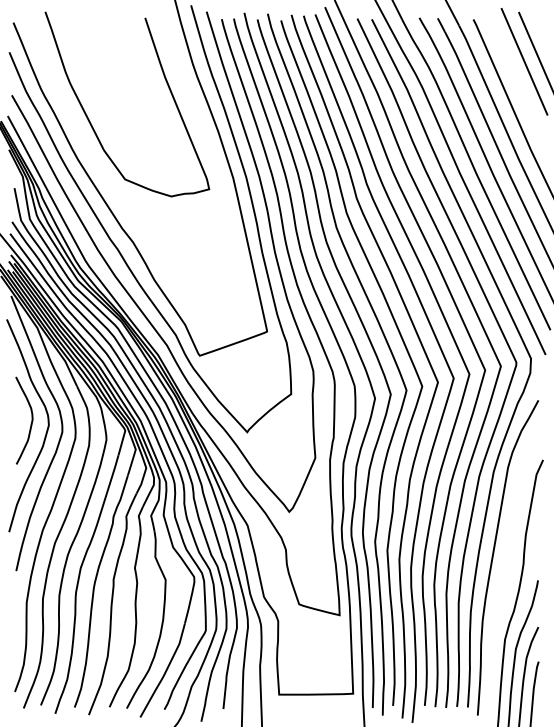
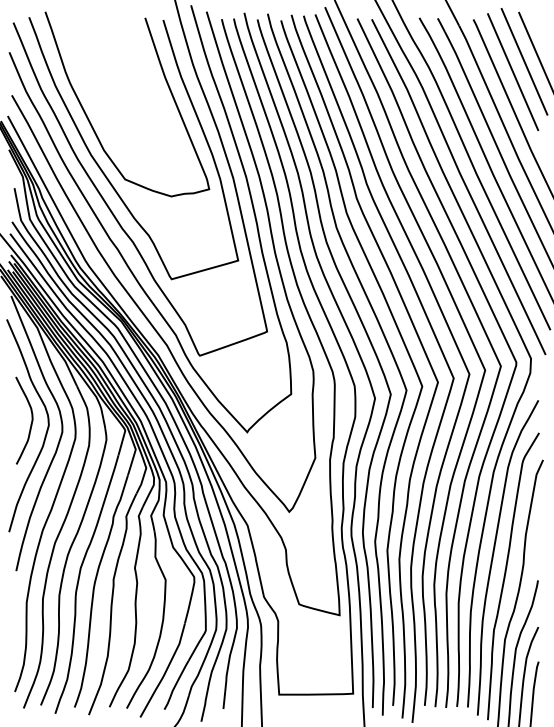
line: none -> present (513, 72)
curve: none -> present (102, 169)
curve: none -> present (506, 573)
